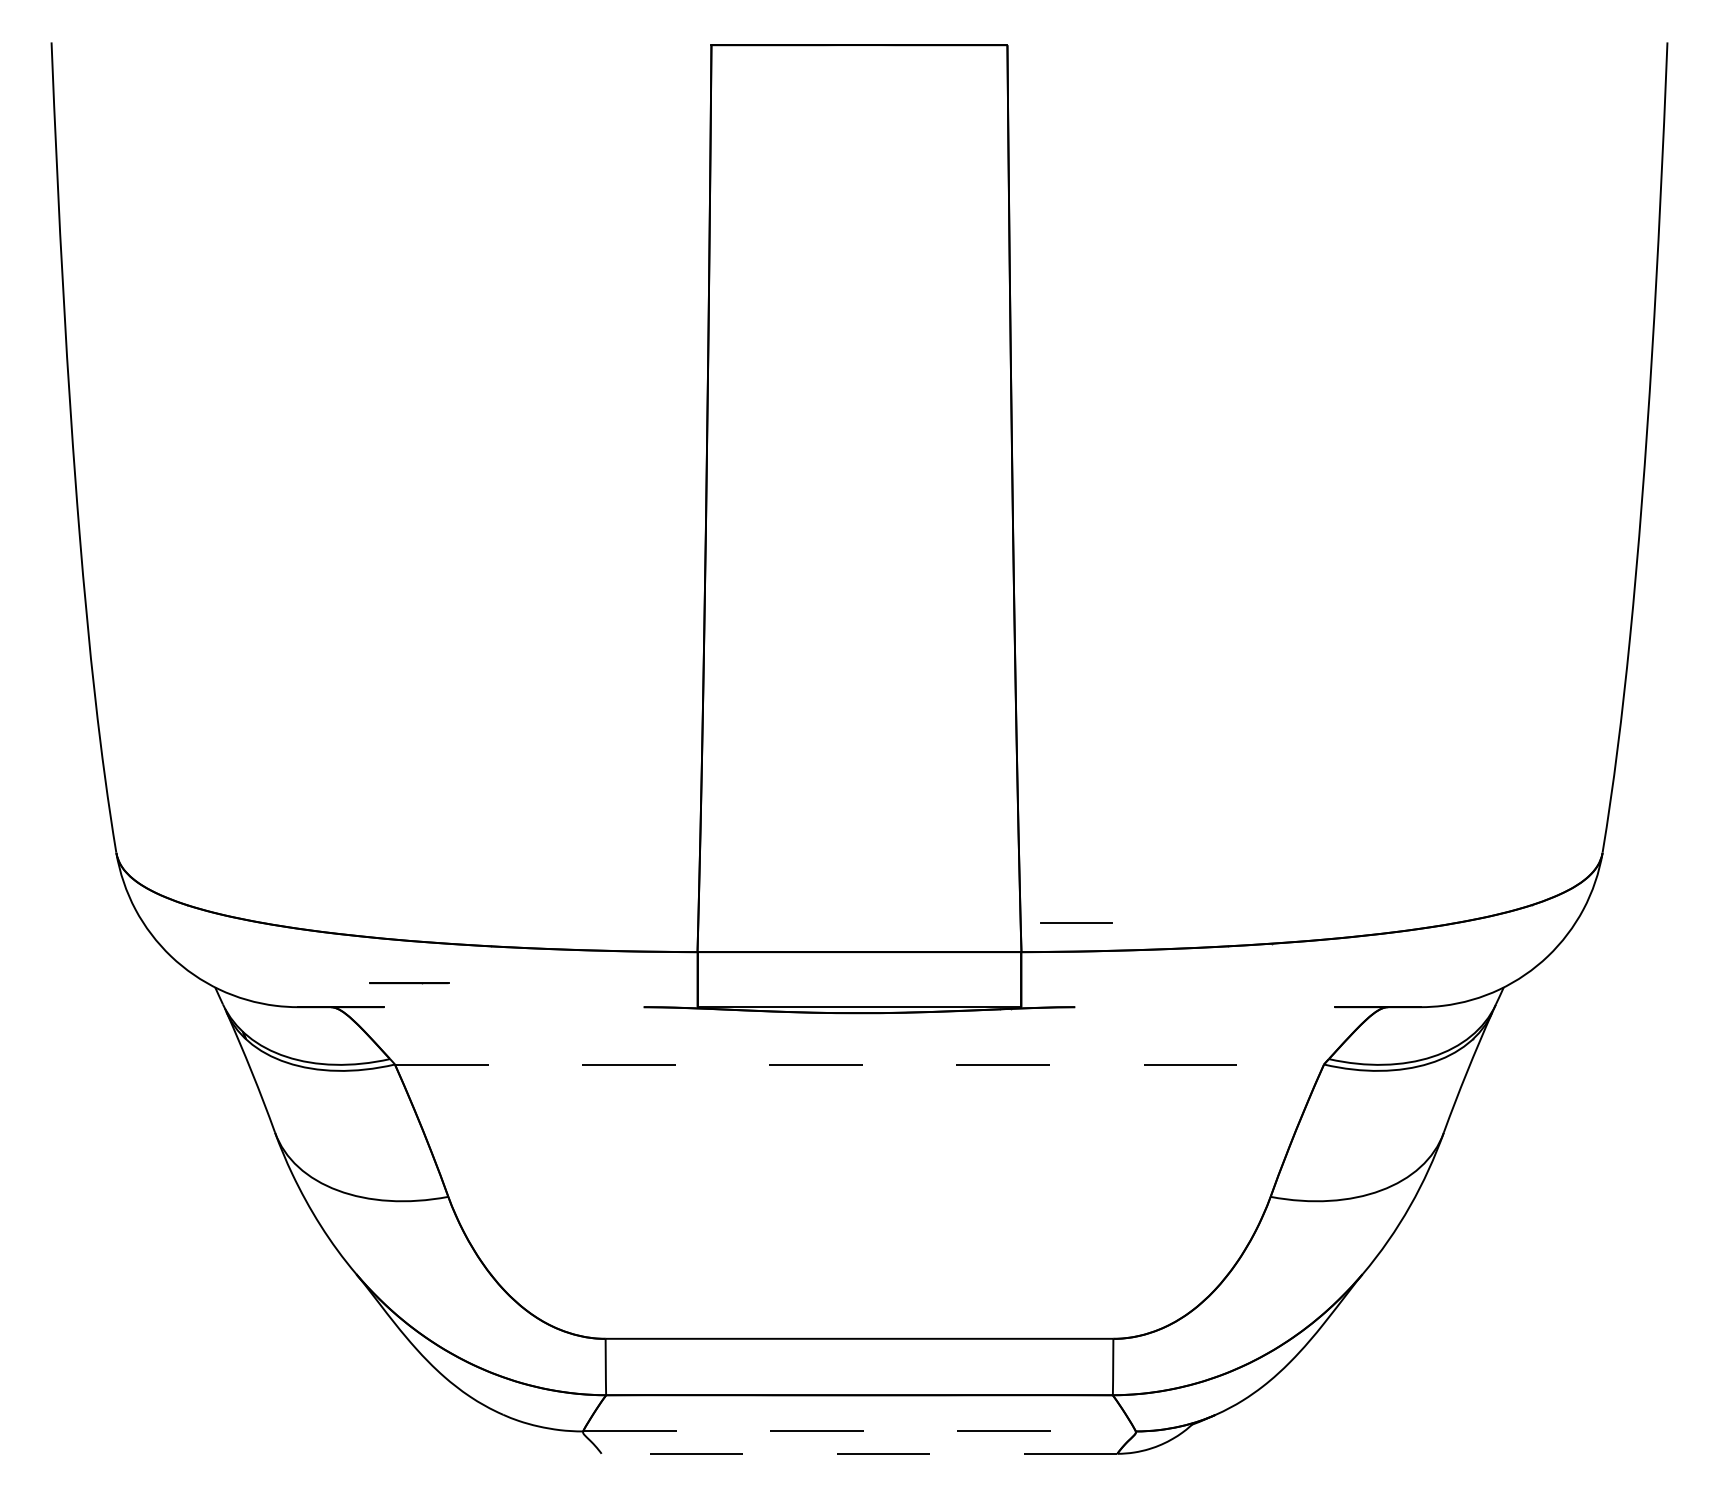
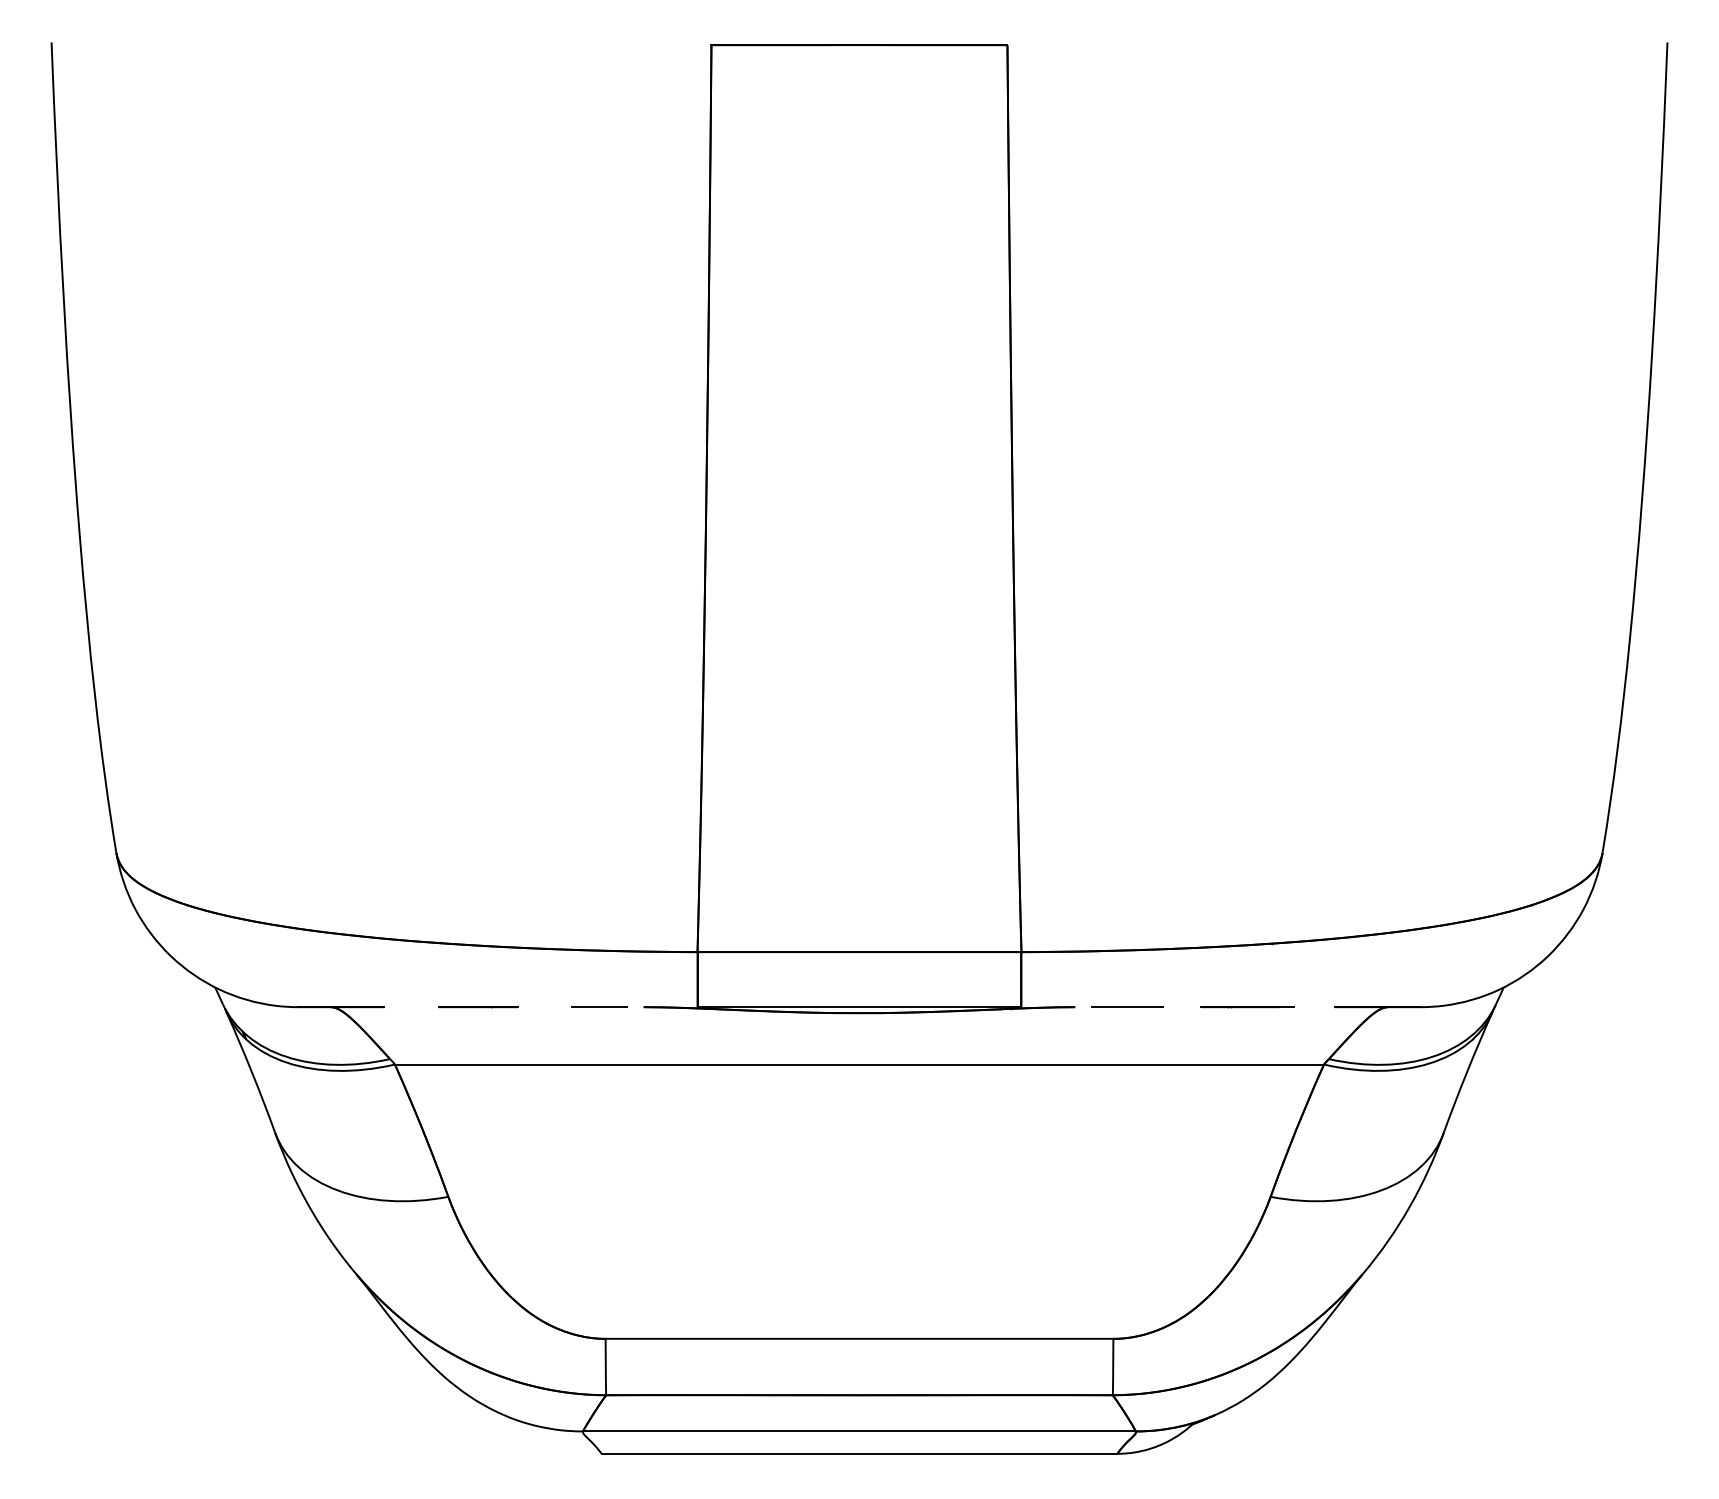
line position: (1076, 922) -> (1127, 1006) (1127, 1006)
line position: (409, 983) -> (478, 1007) (478, 1007)
line: none -> present (599, 1007)
line: none -> present (1247, 1007)
line: dashed -> solid (859, 1064)
line: dashed -> solid (860, 1431)
line: dashed -> solid (859, 1453)
